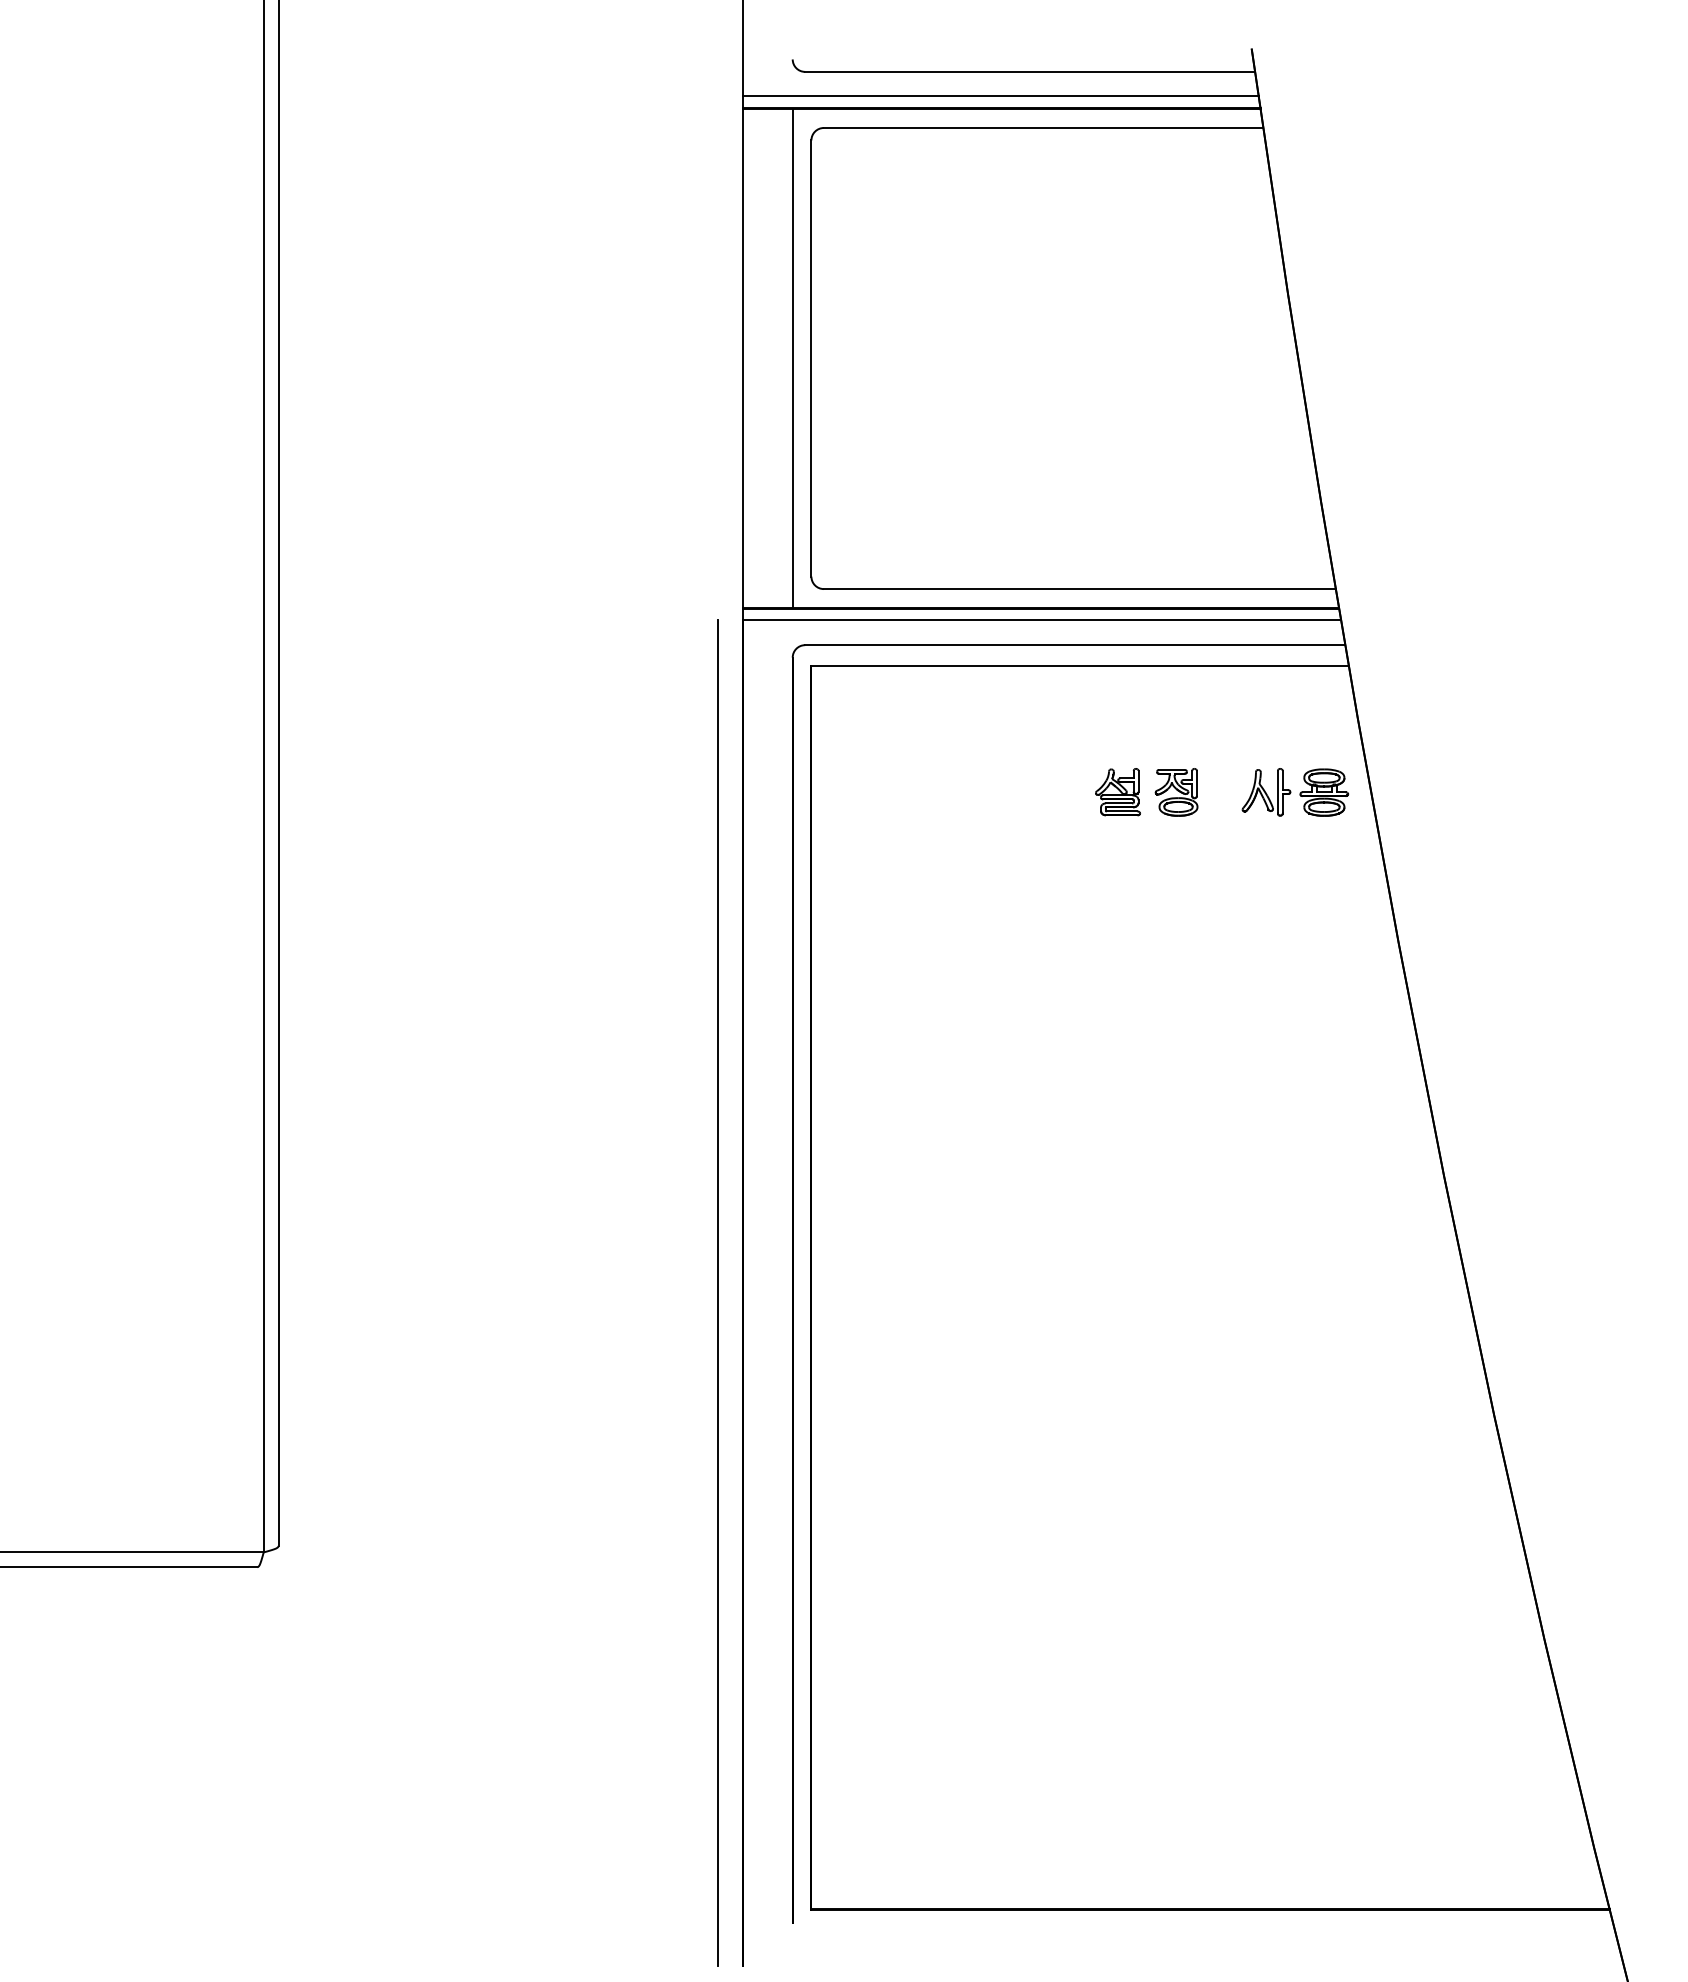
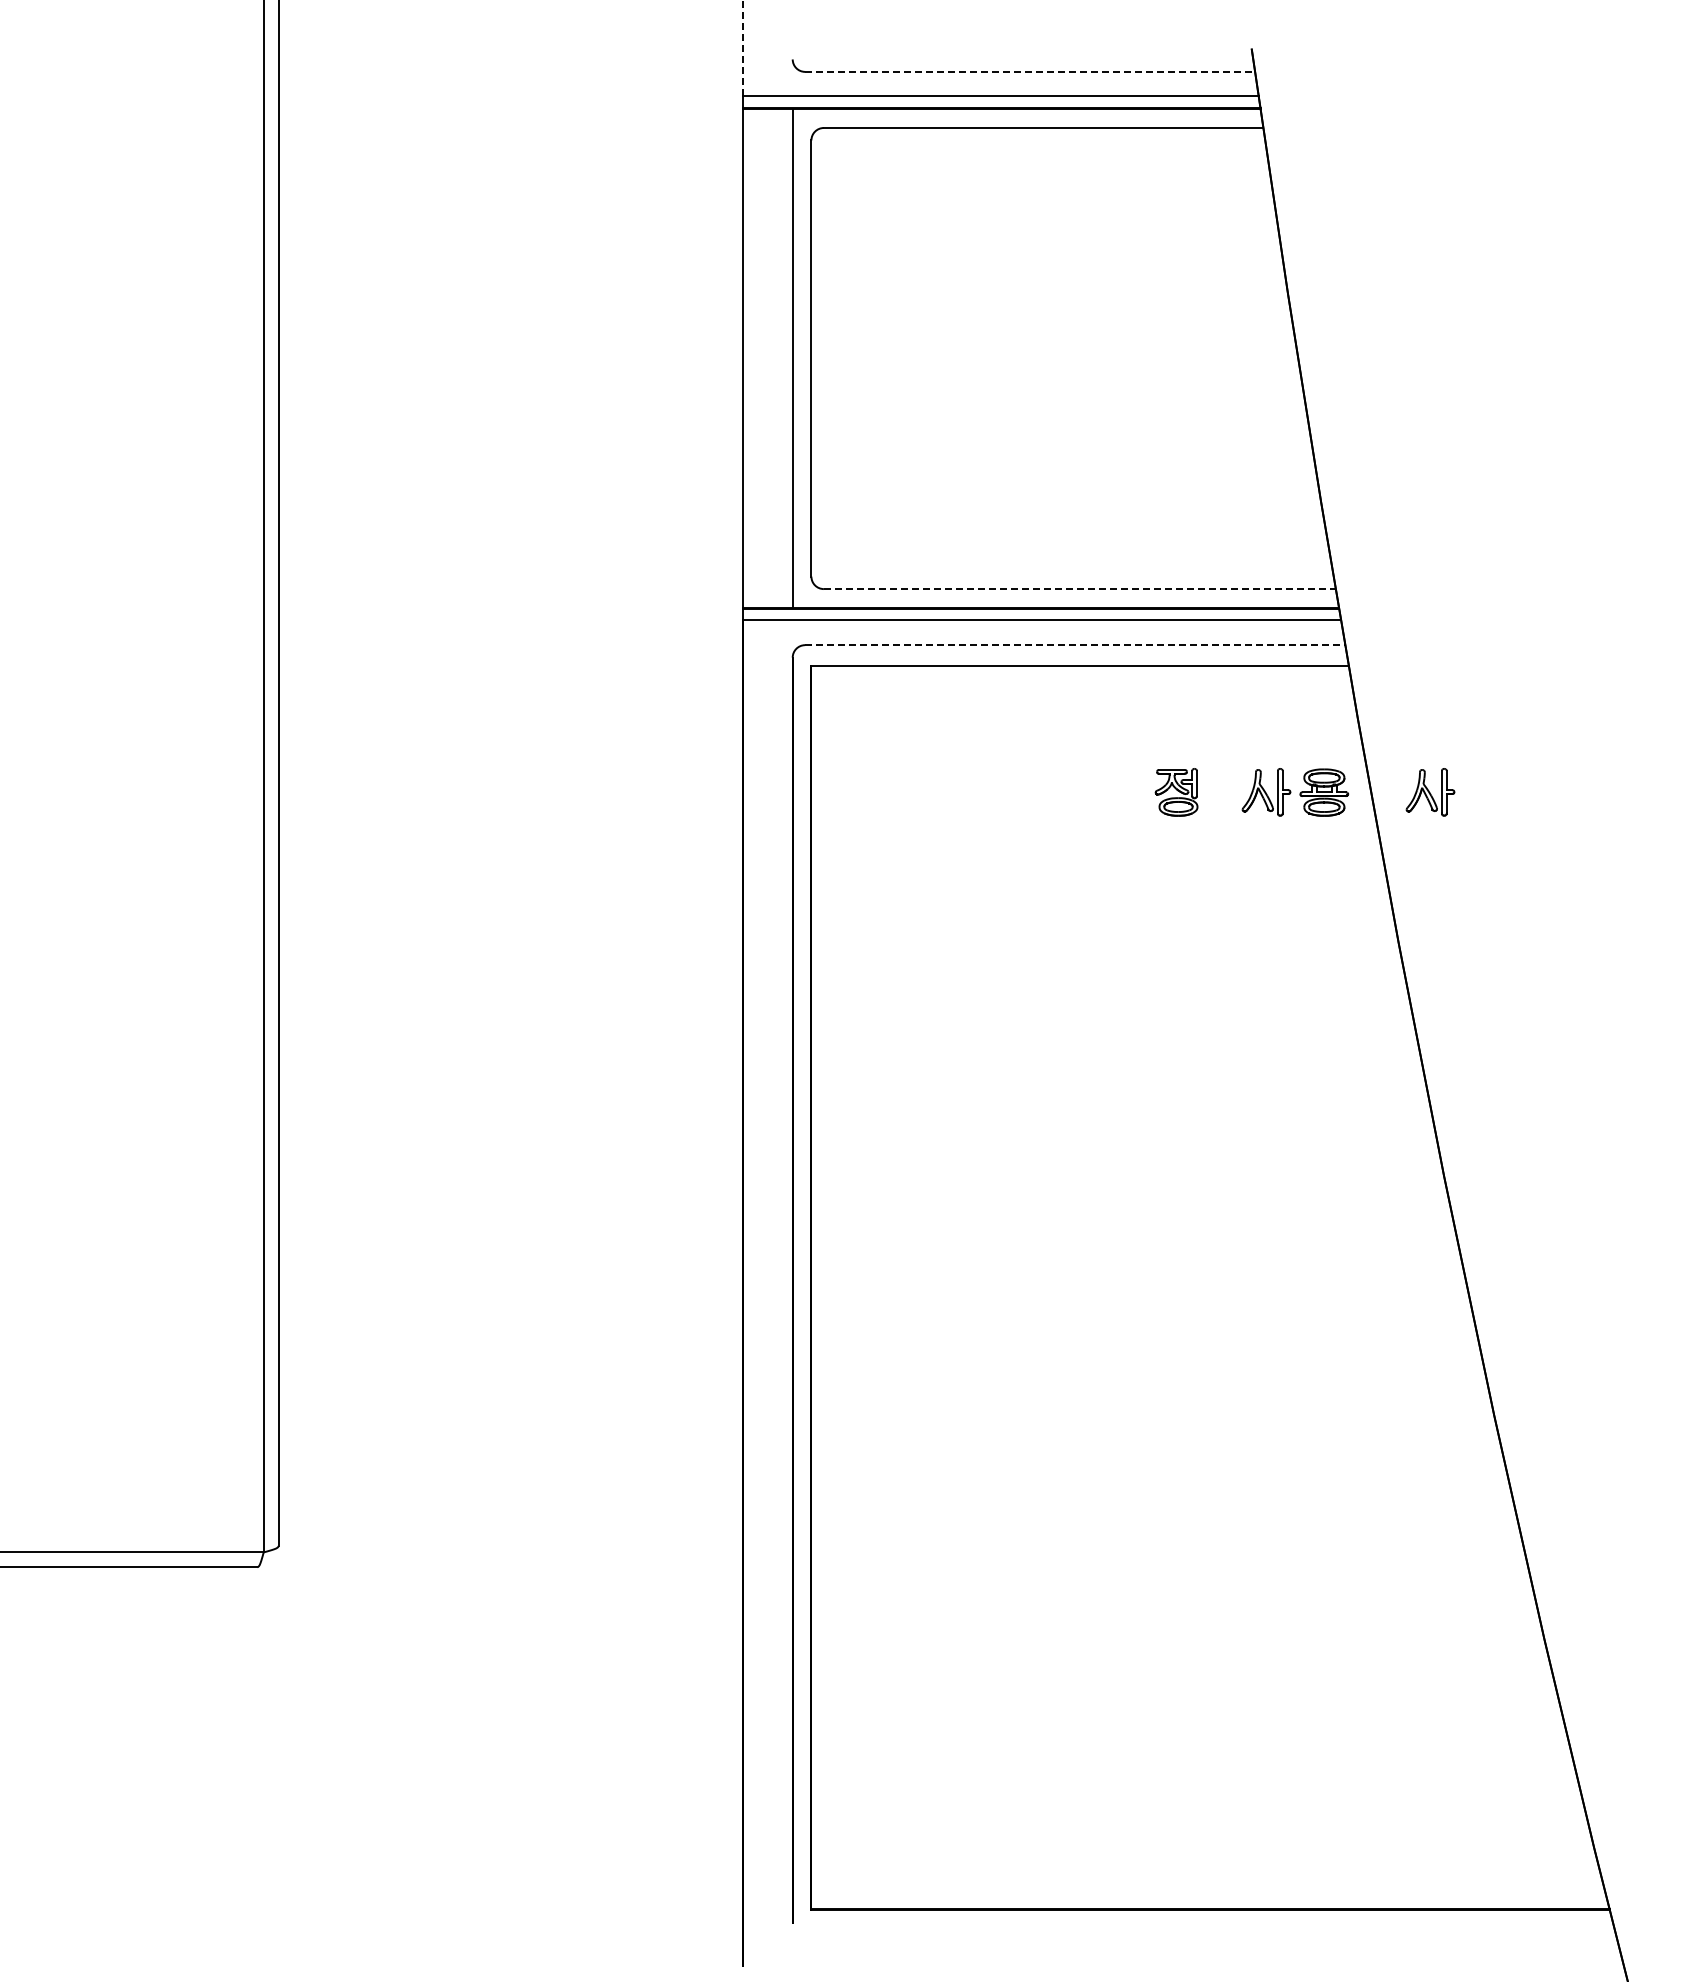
line: solid -> dashed (742, 47)
line: solid -> dashed (1030, 71)
line: solid -> dashed (1080, 589)
line: solid -> dashed (1075, 645)
part: present -> none (1117, 792)
part: none -> present (1430, 792)
line: present -> none (717, 1292)
